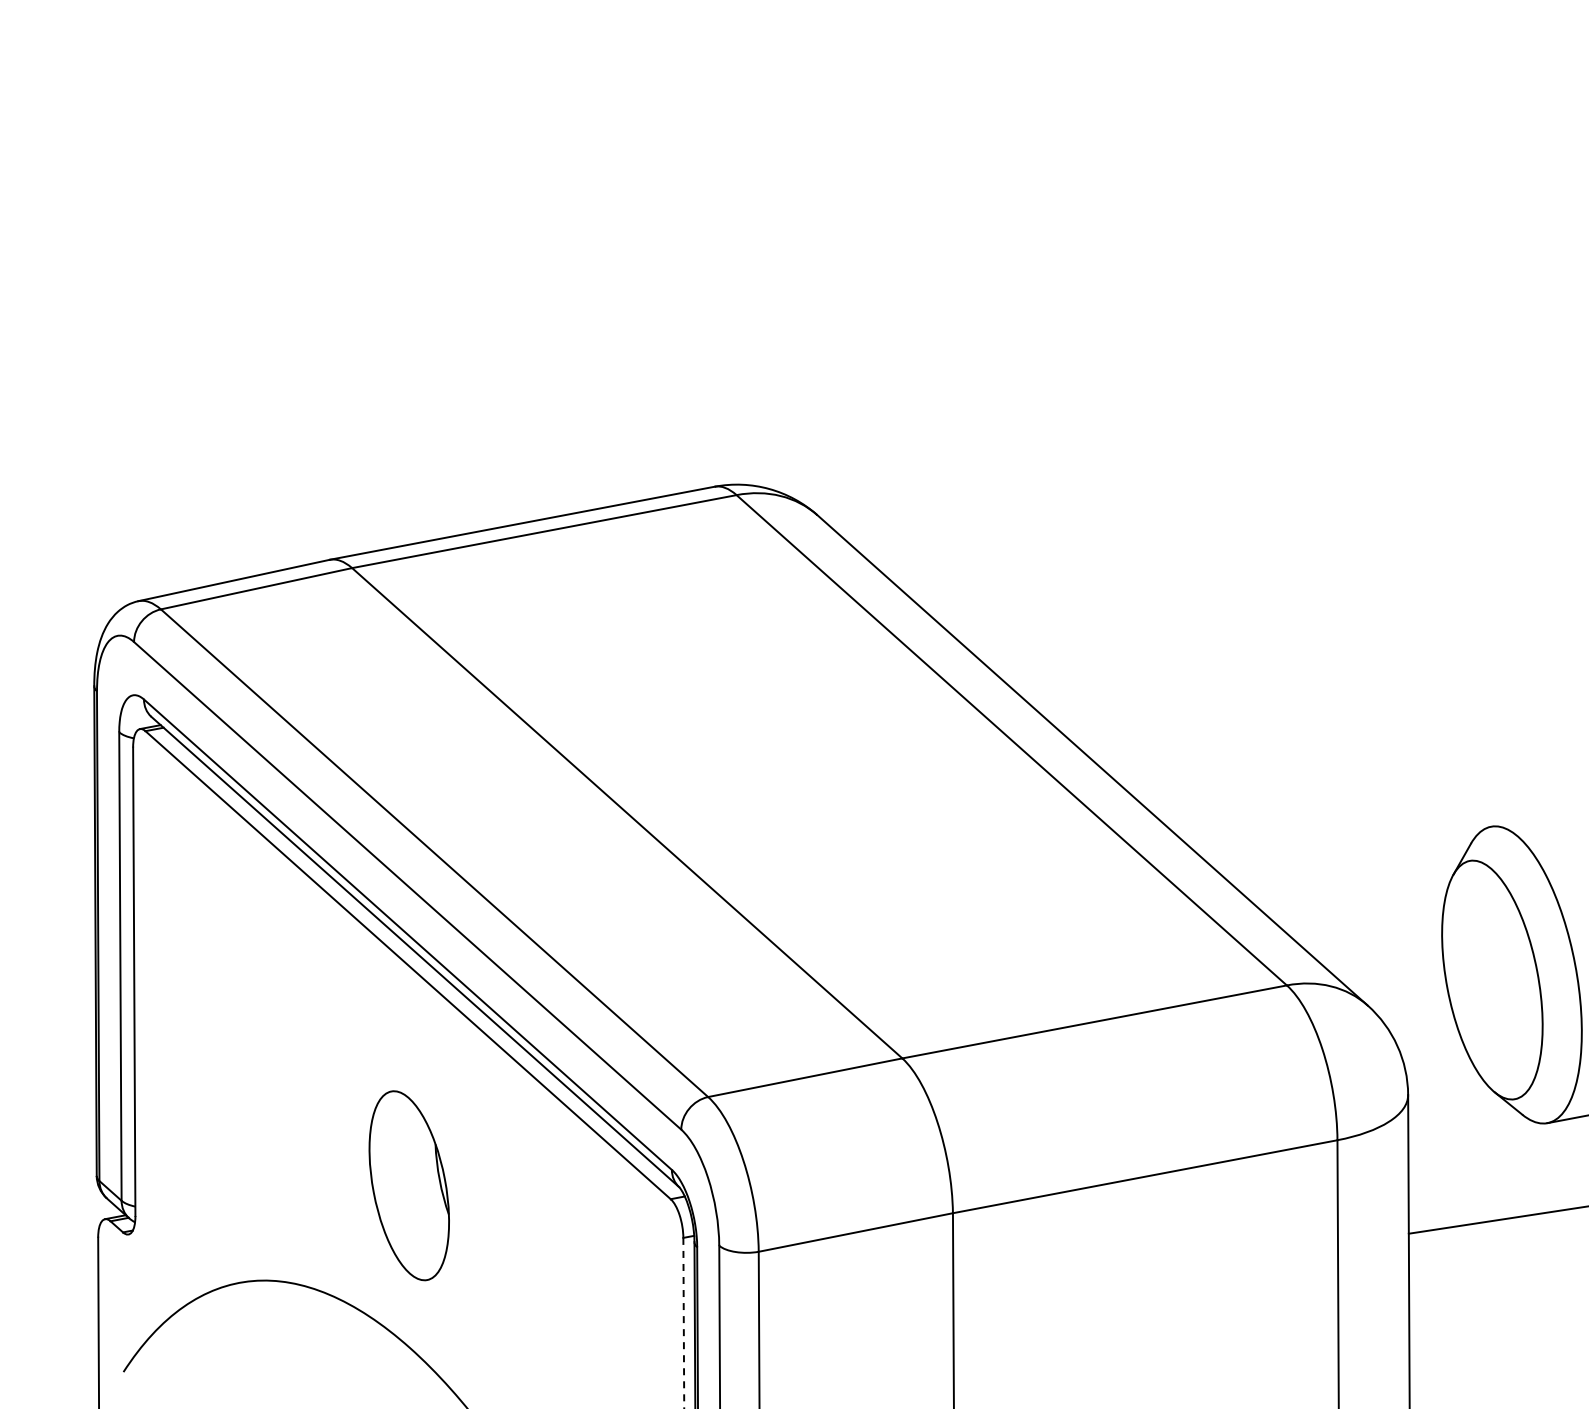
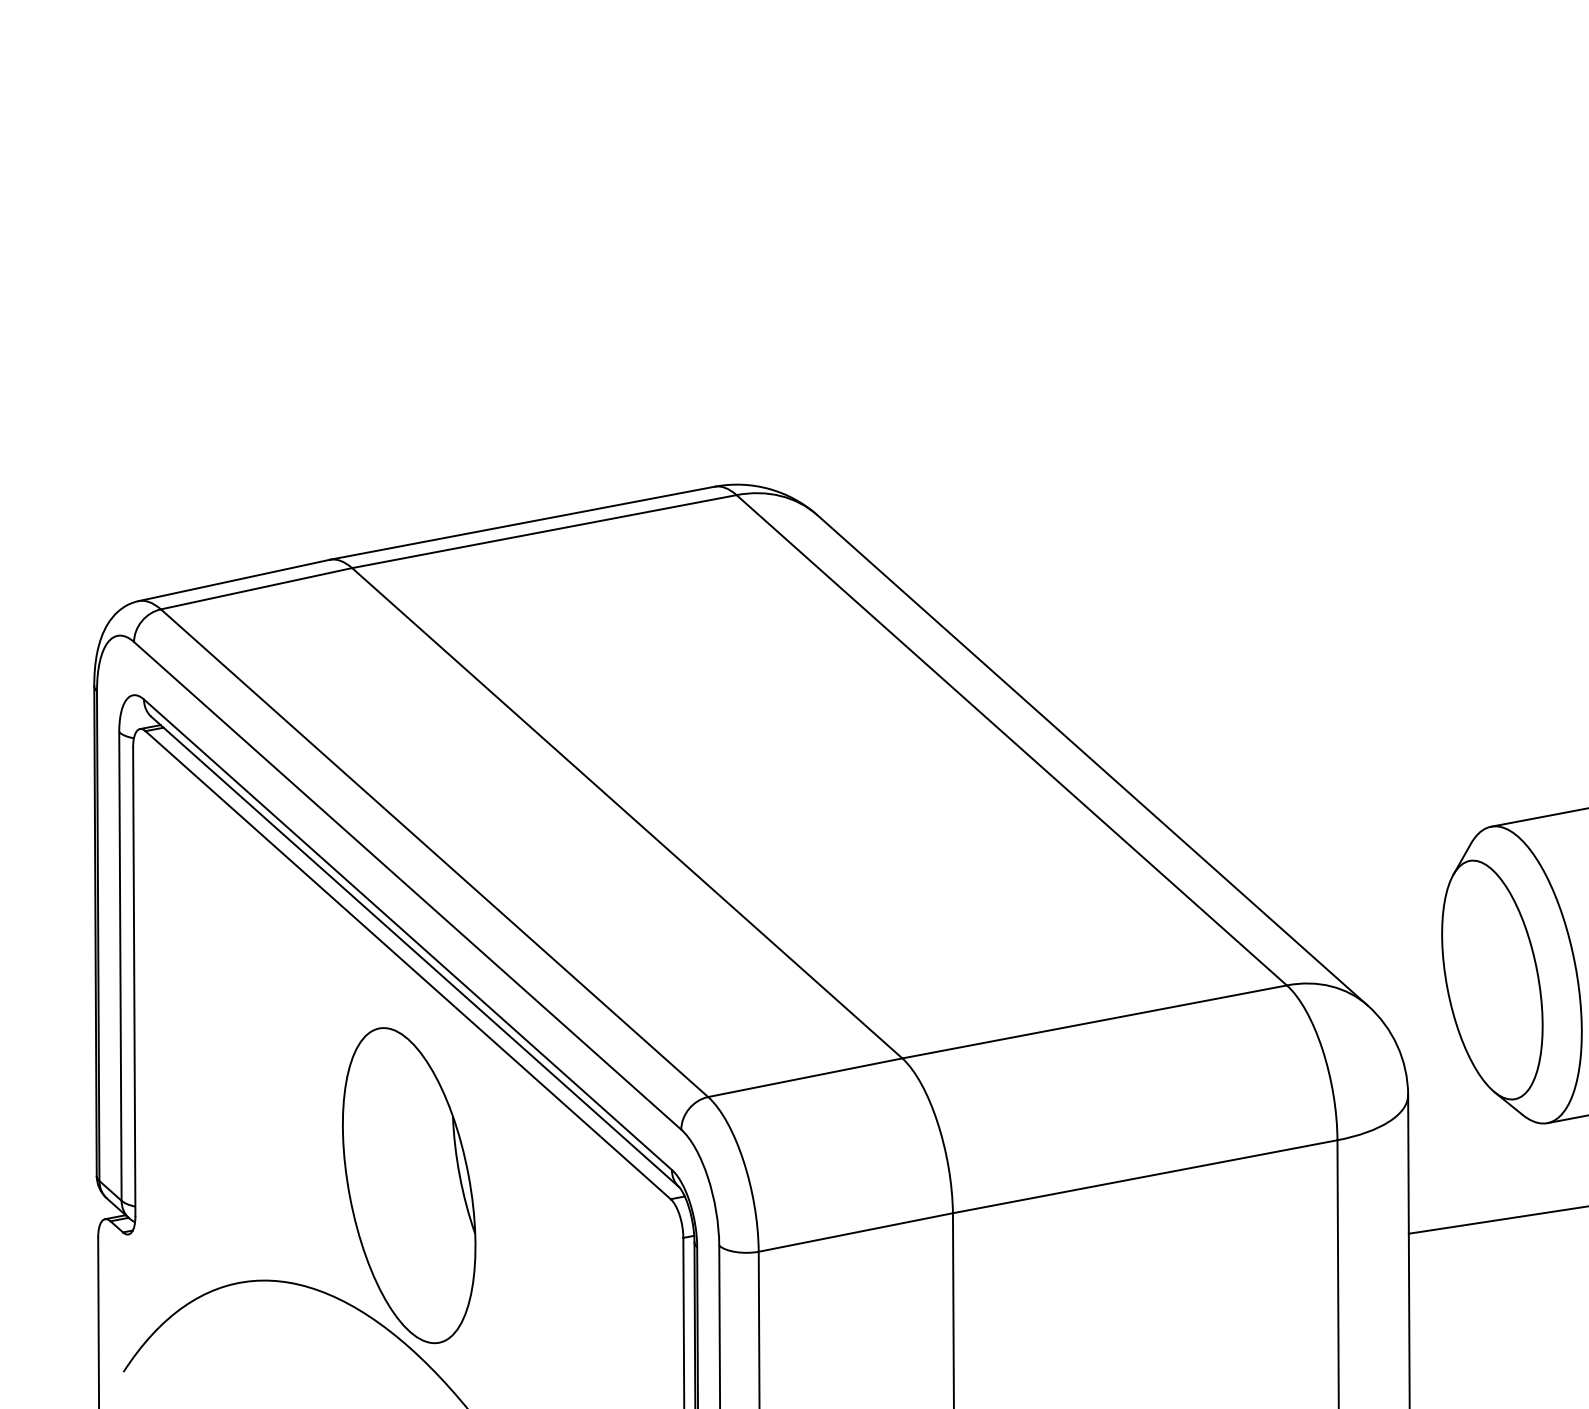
line: none -> present (1538, 817)
part size: 82x192 px -> 135x318 px (409, 1185)
line: dashed -> solid (683, 1323)
